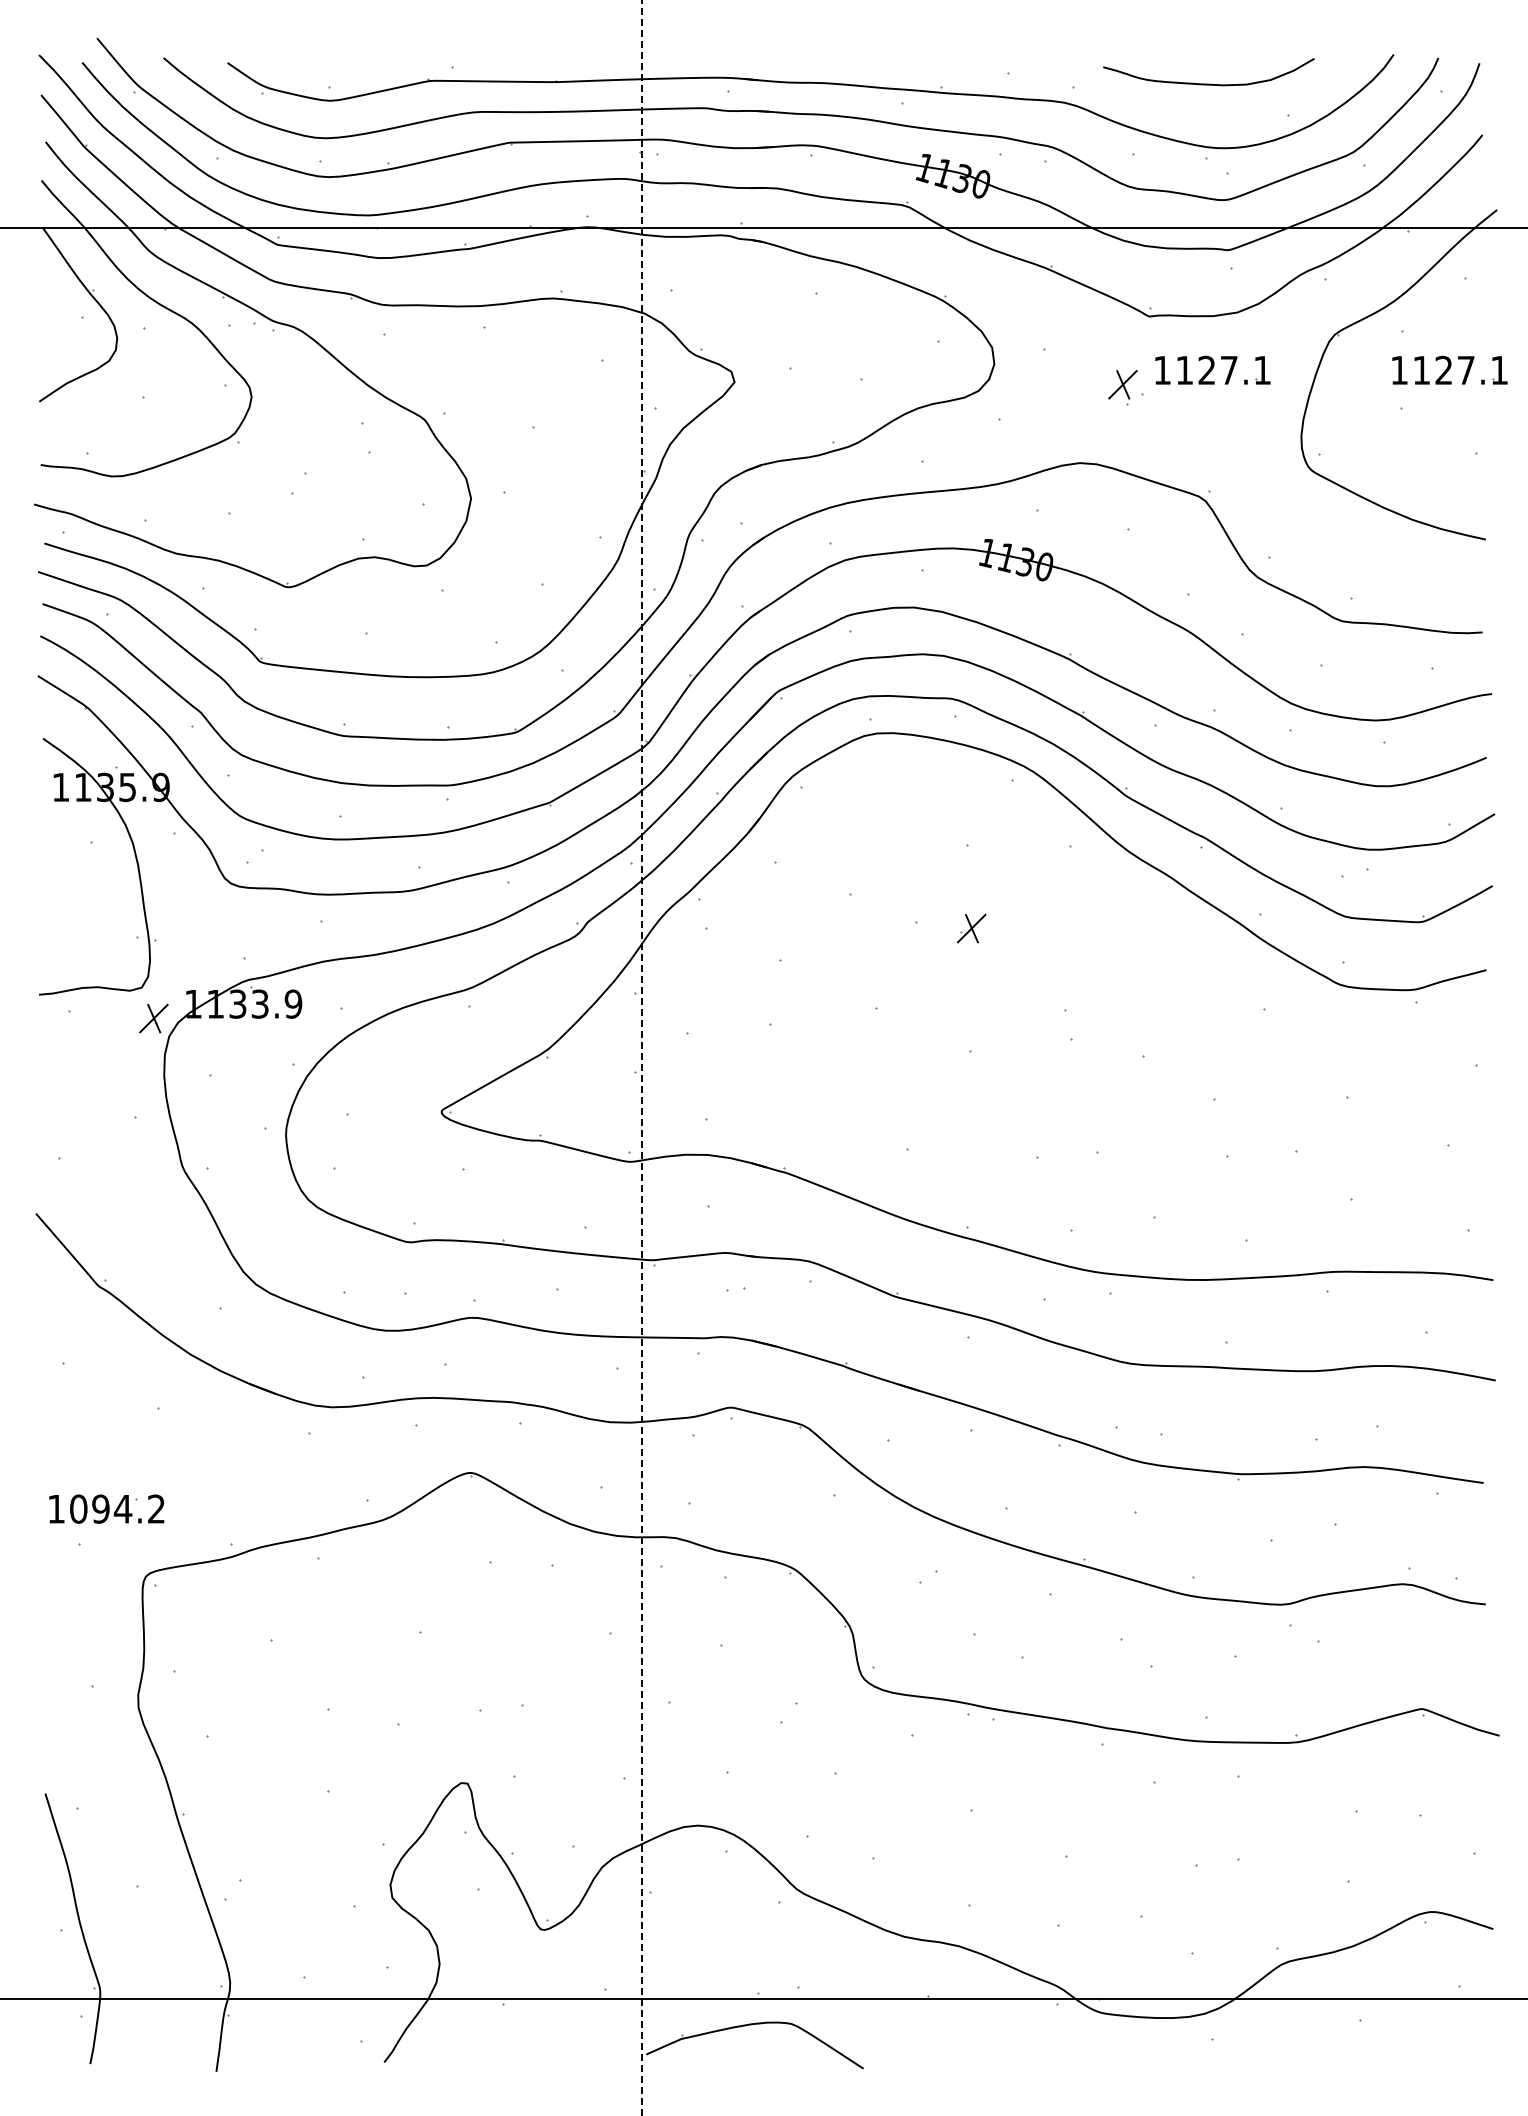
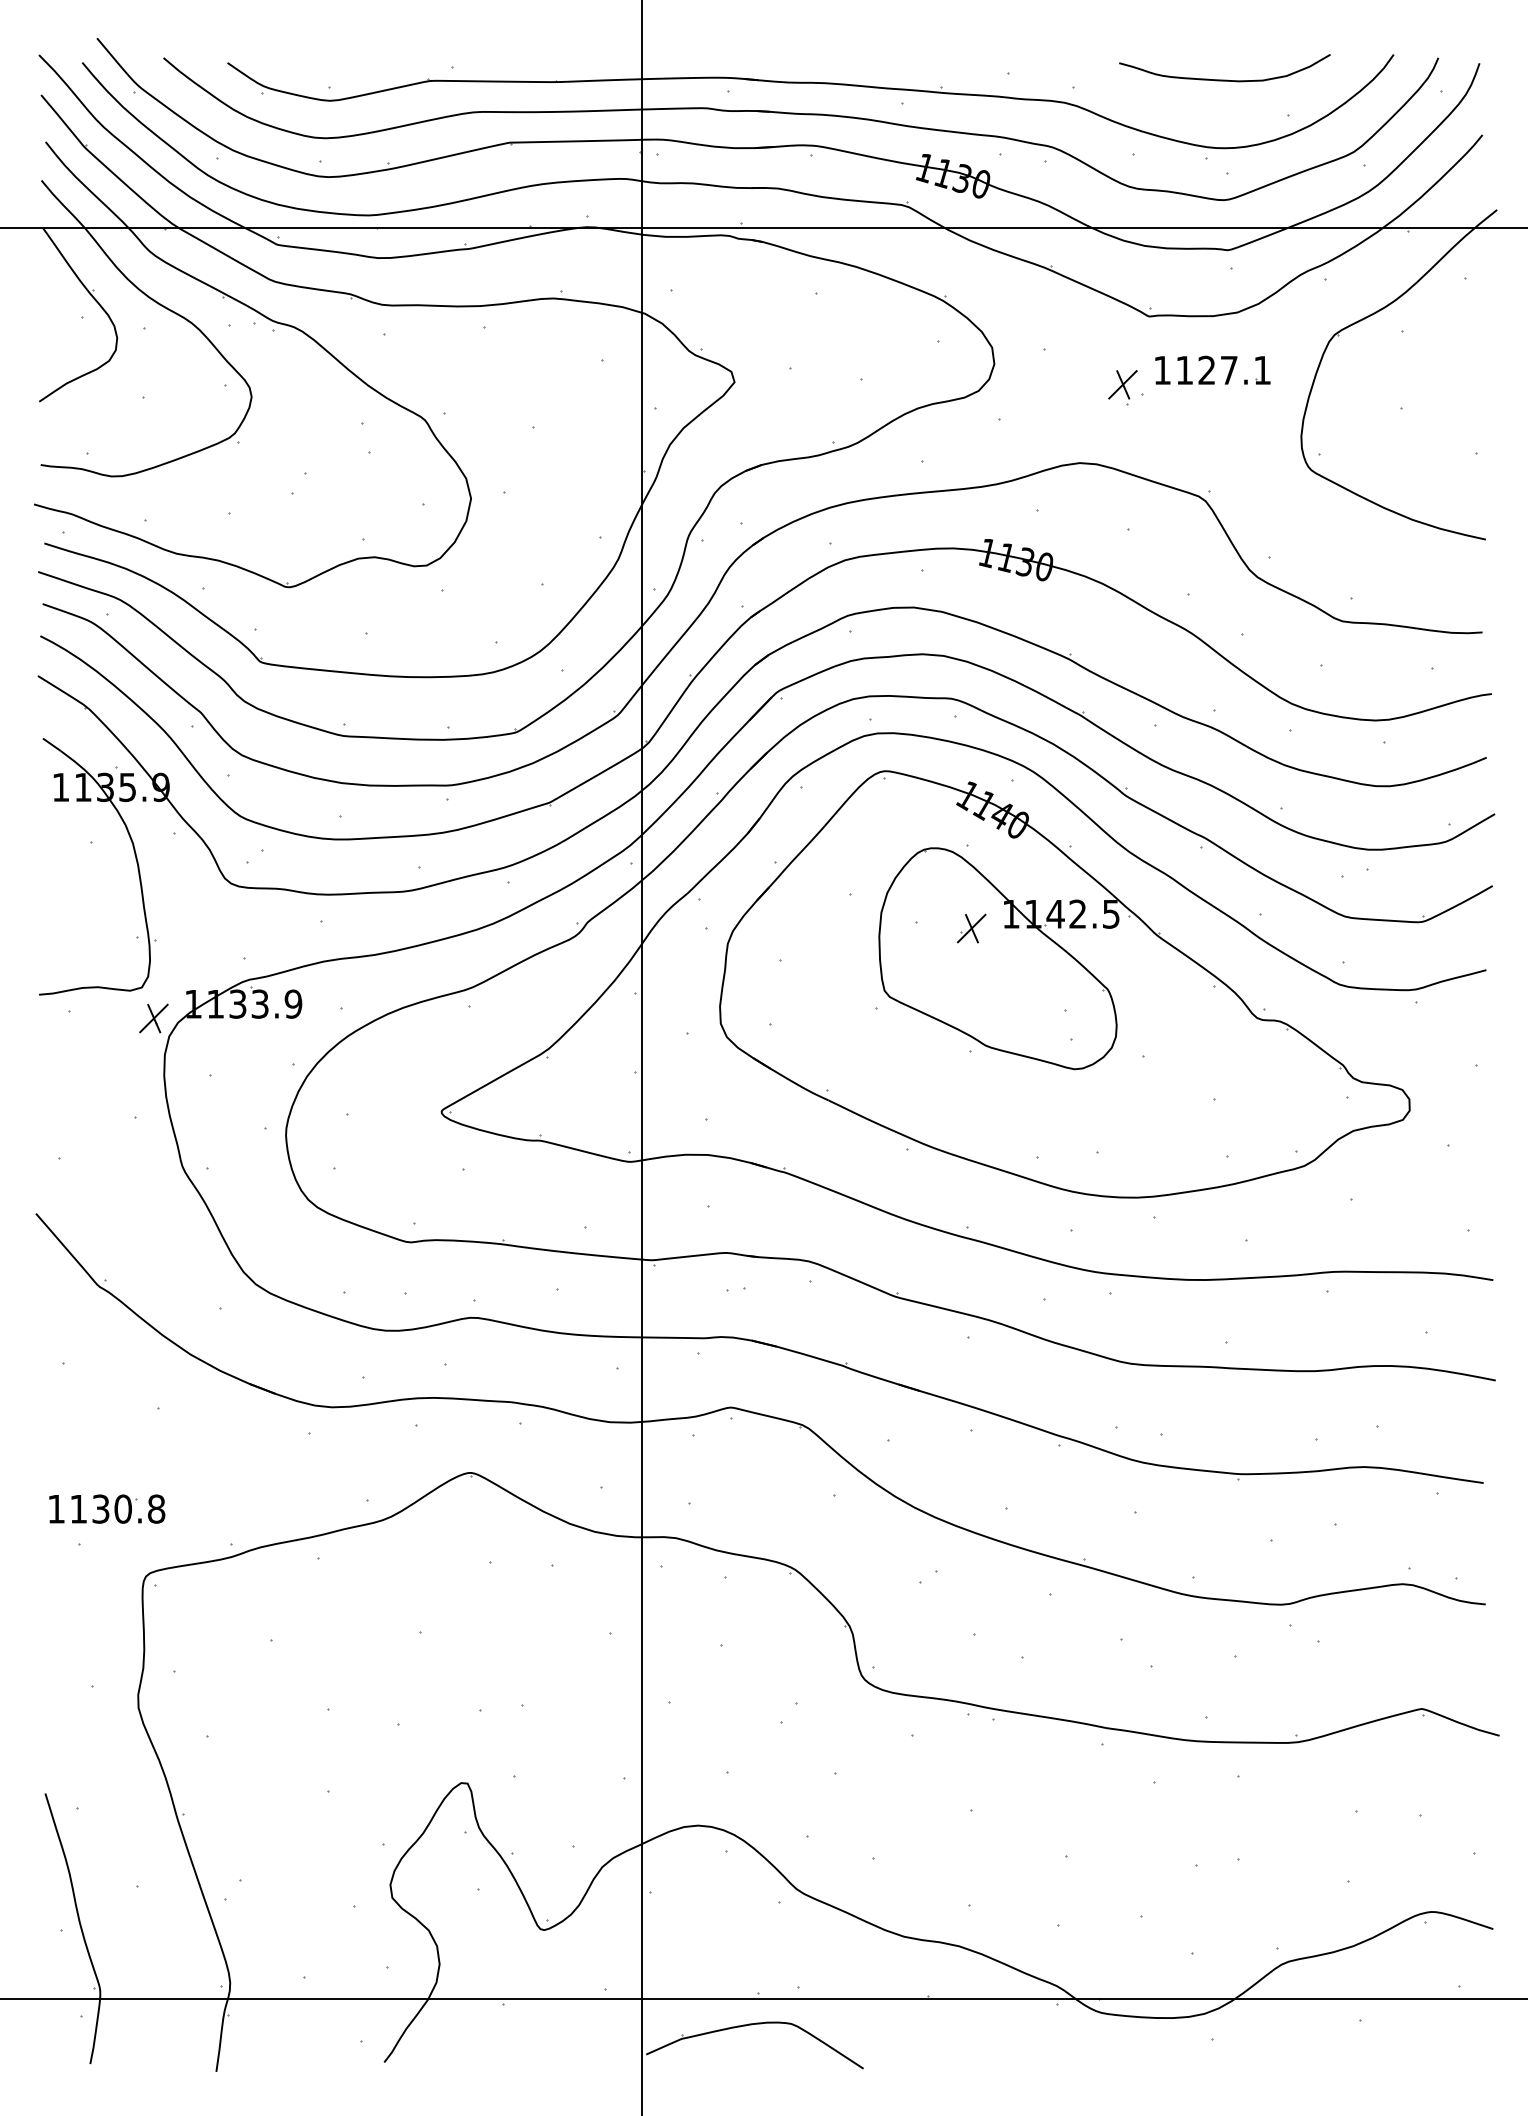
curve position: (1208, 83) -> (1224, 79) (1224, 79)
part: present -> none (1449, 369)
part: none -> present (1064, 984)
line: dashed -> solid (642, 1058)
text: 1094.2 -> 1130.8 (117, 1508)
